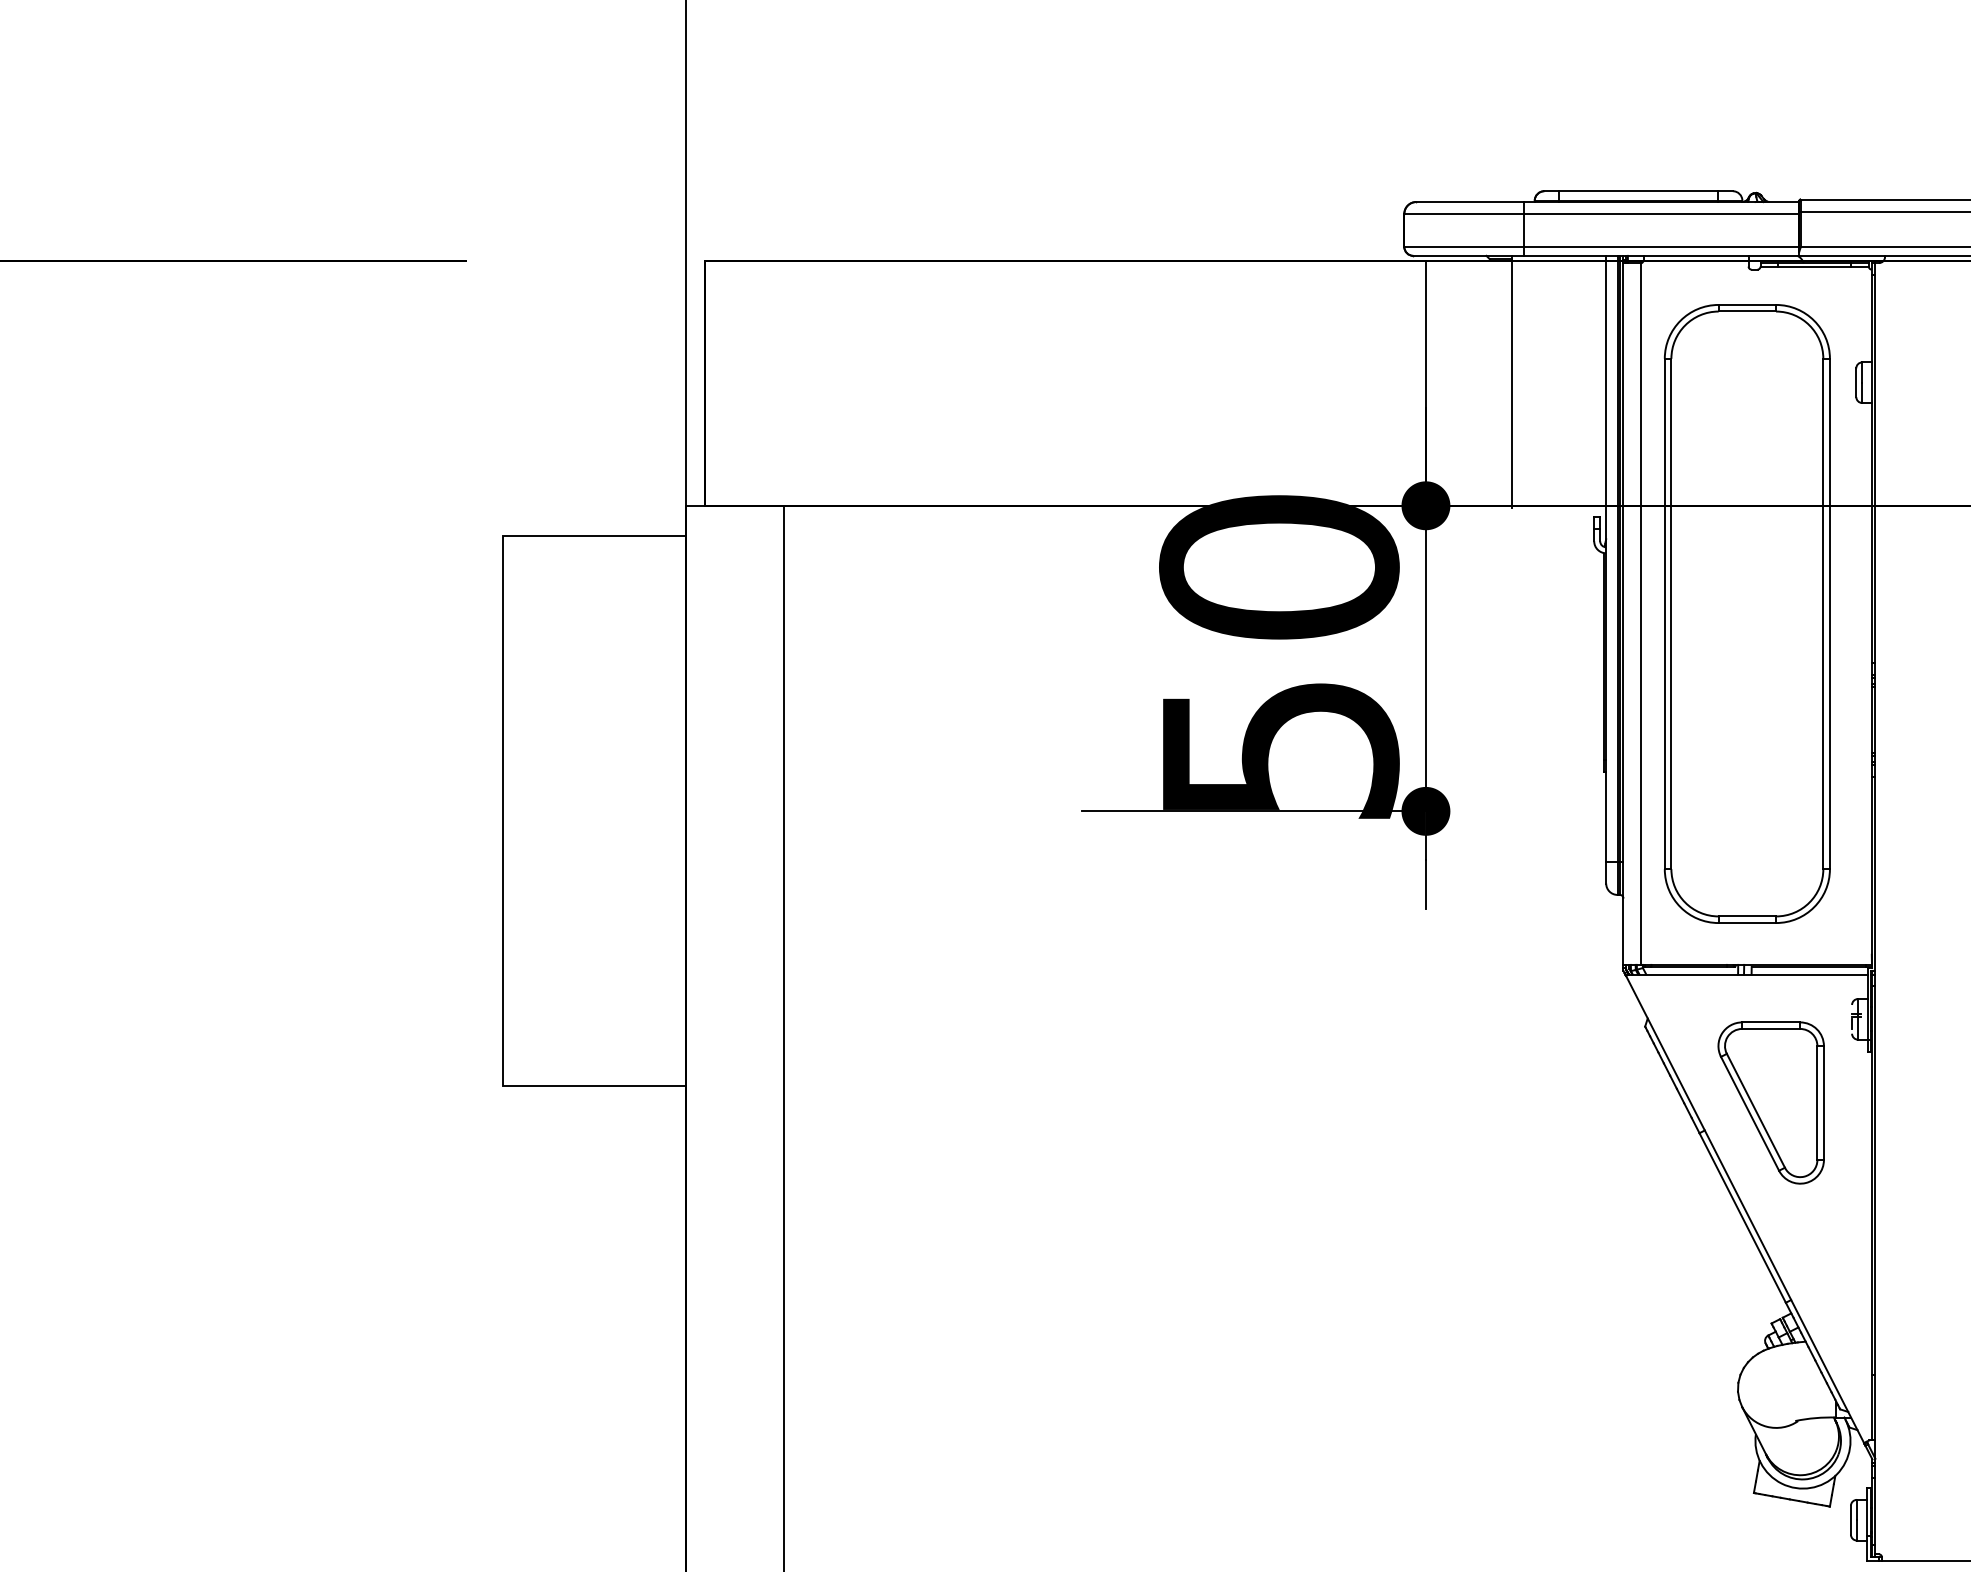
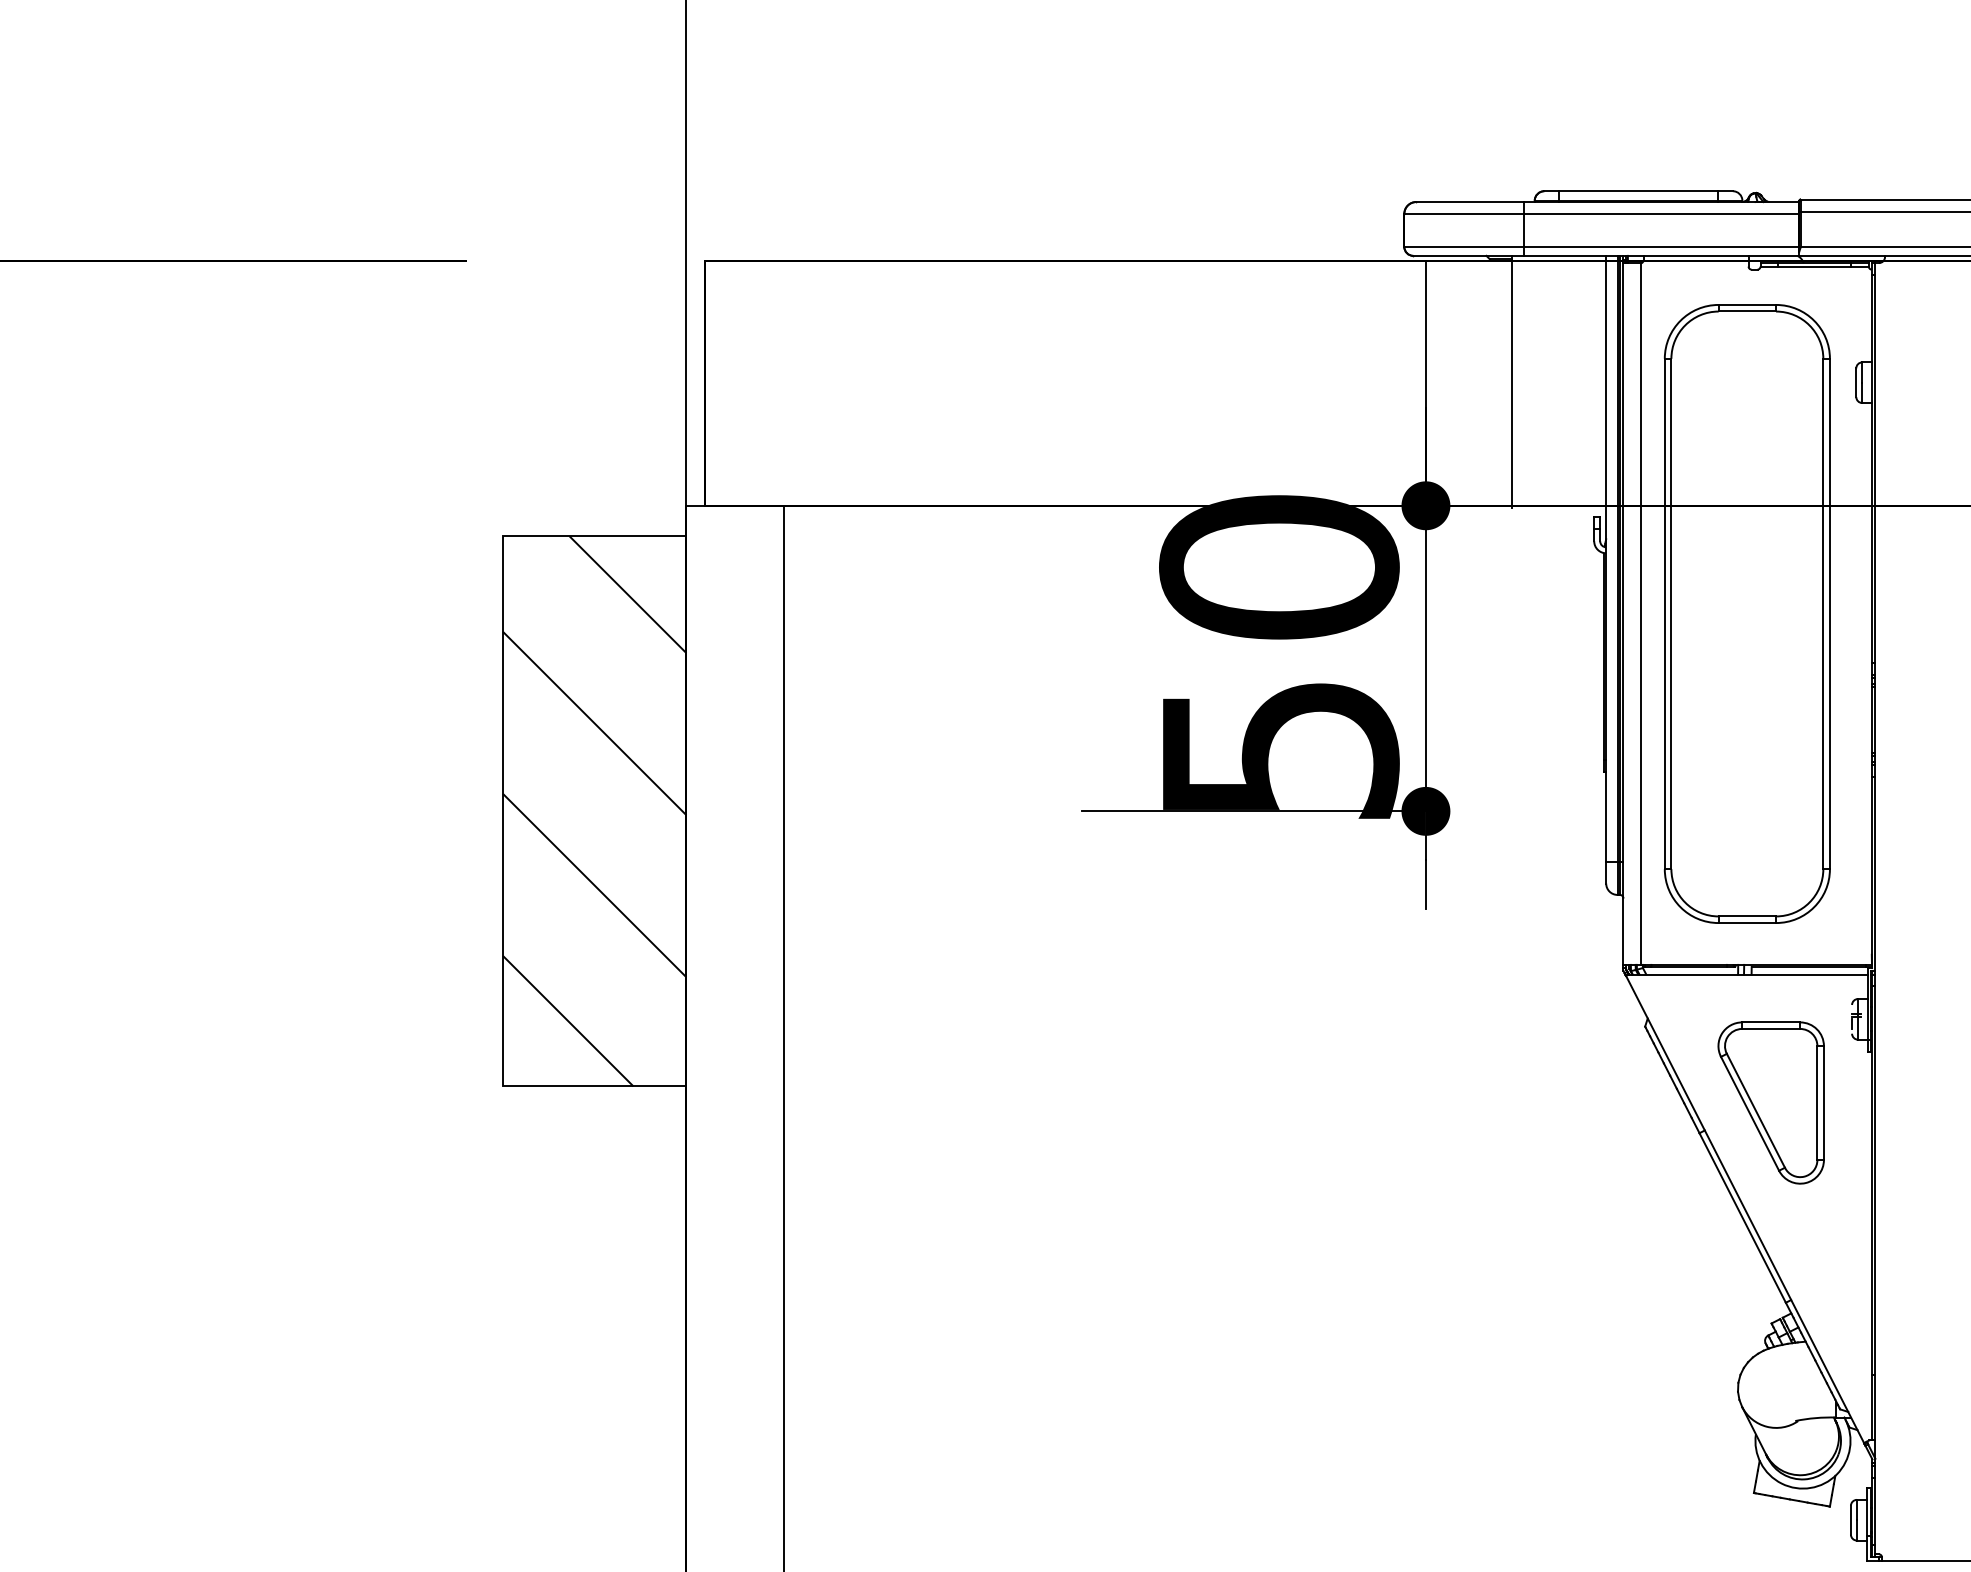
hatch: none -> present (594, 811)
